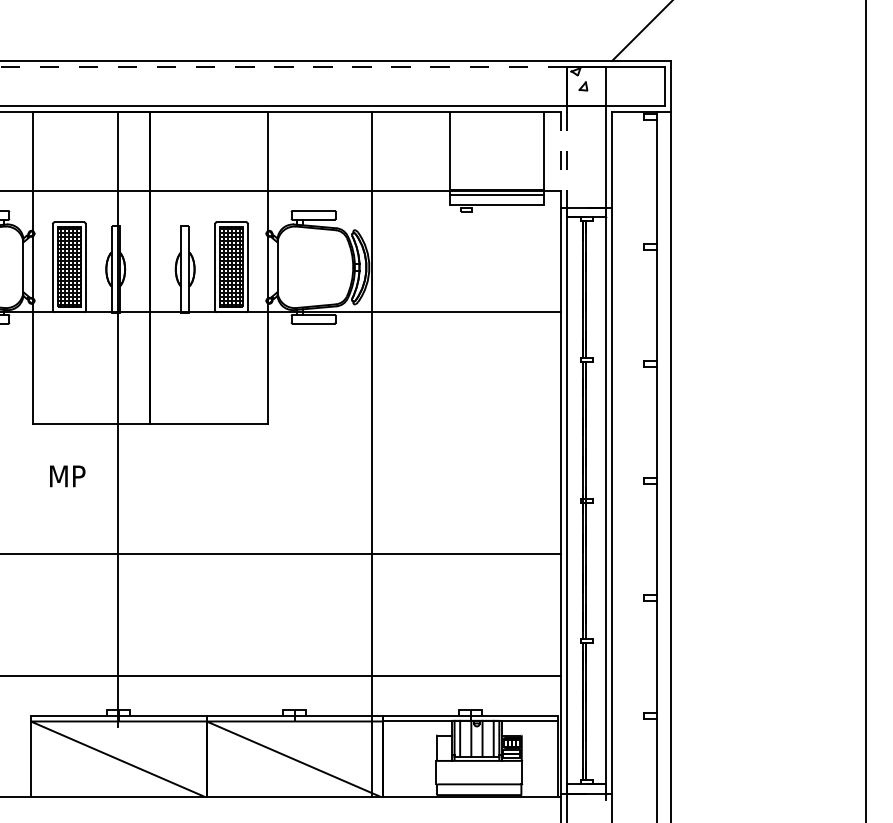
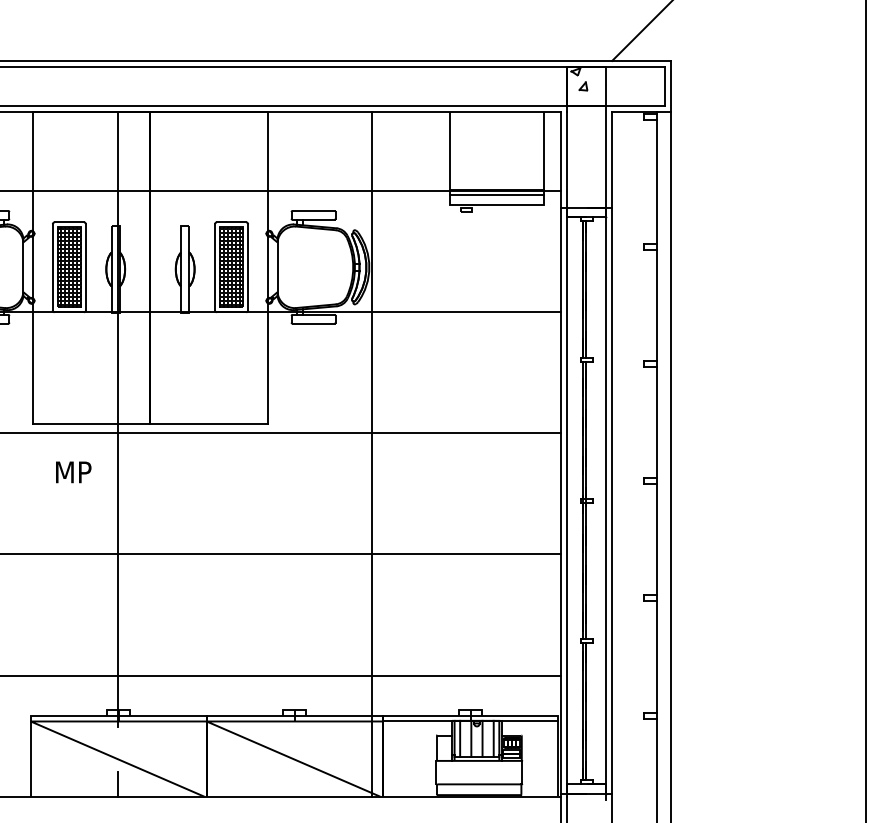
line: dashed -> solid (283, 66)
line: dashed -> solid (561, 159)
line: dashed -> solid (567, 159)
line: none -> present (281, 433)
text position: (67, 476) -> (73, 472) (73, 472)
line: none -> present (117, 783)
